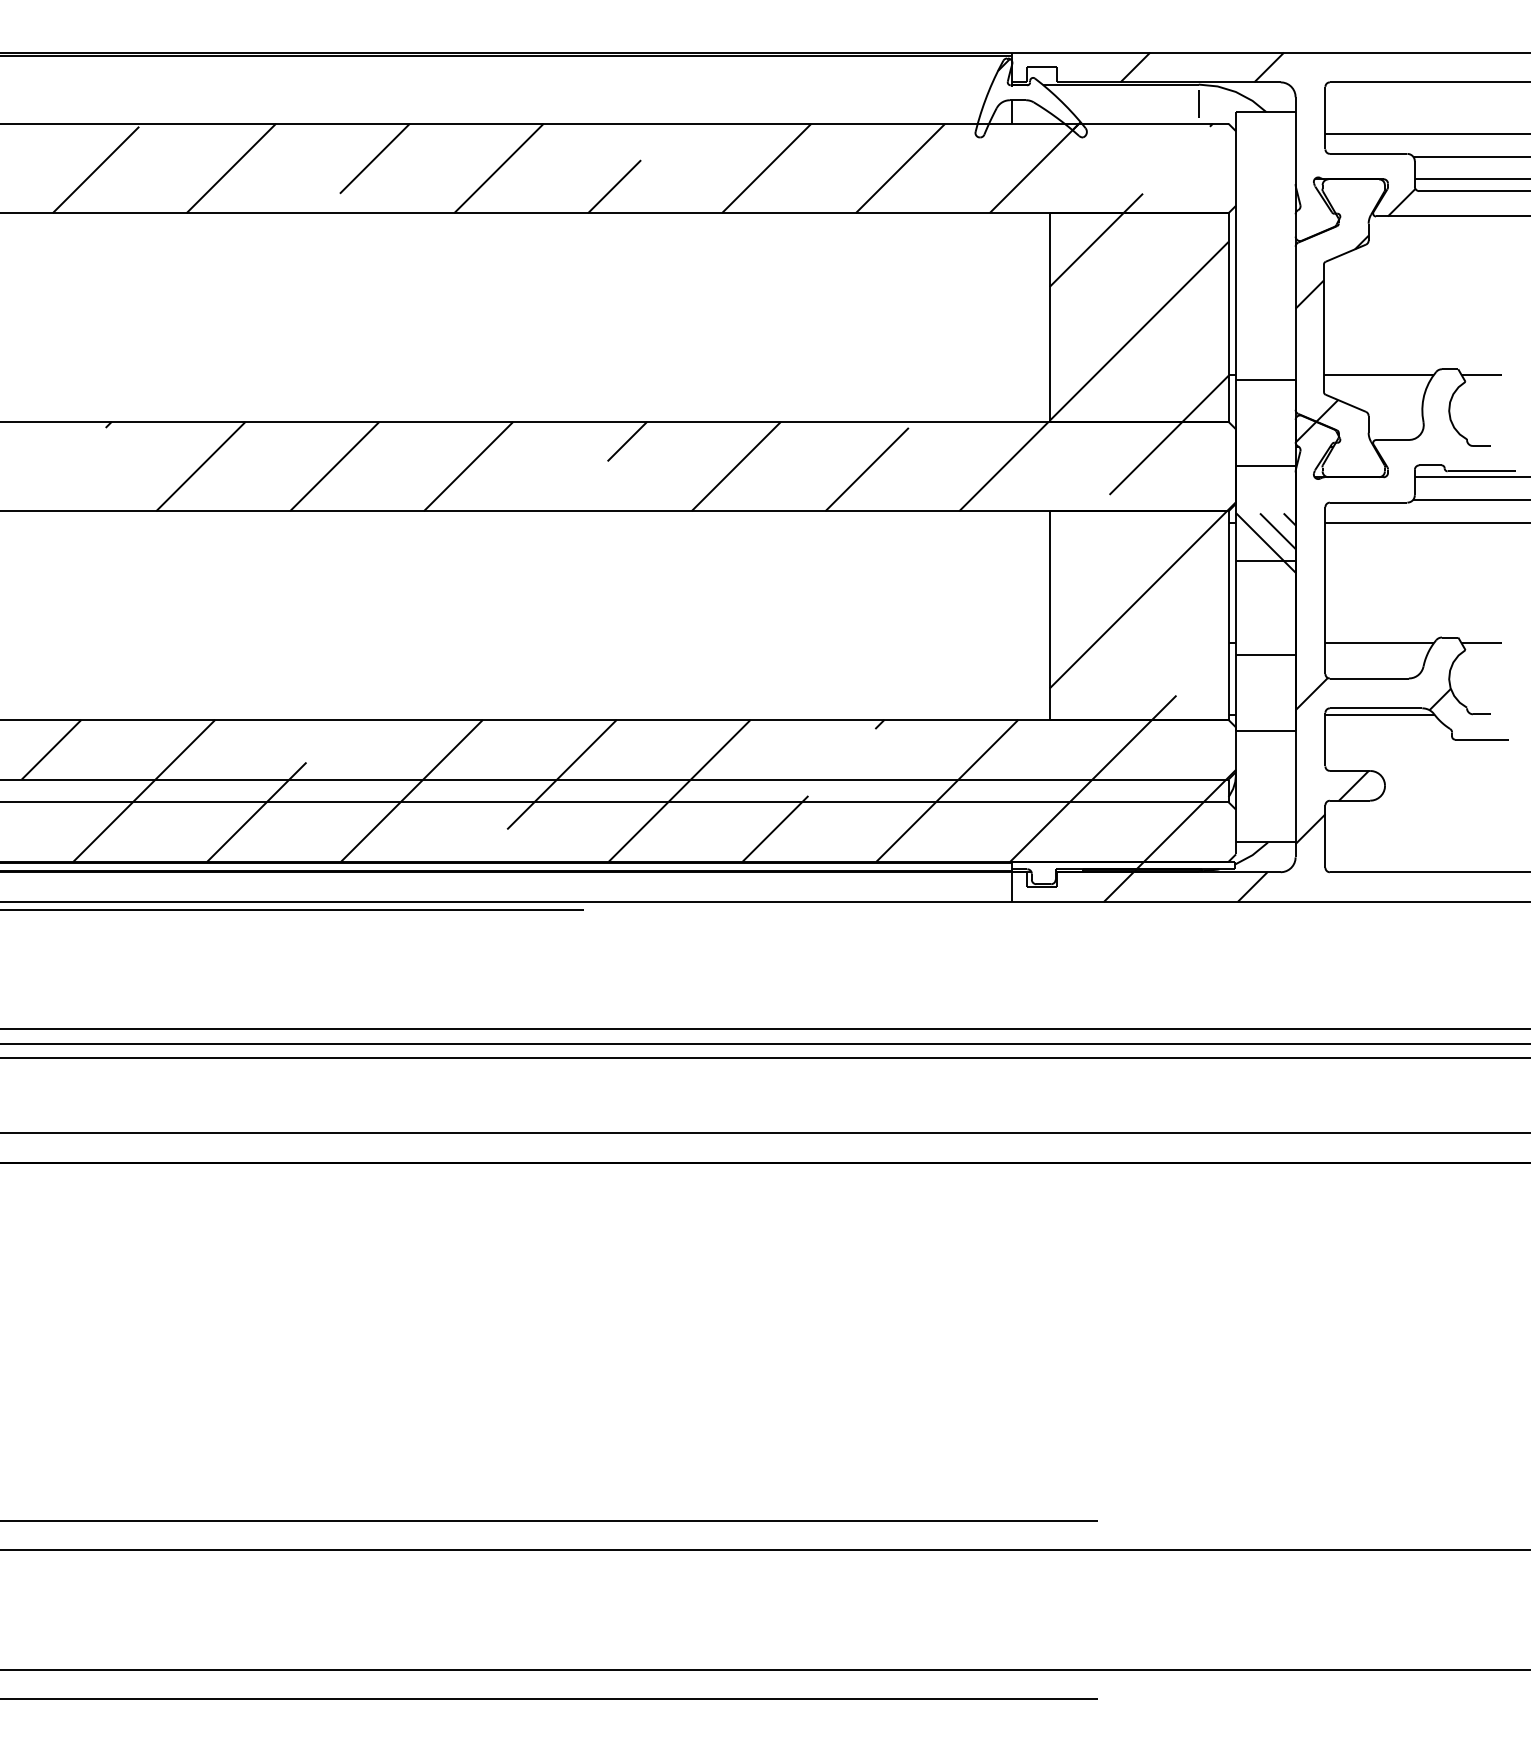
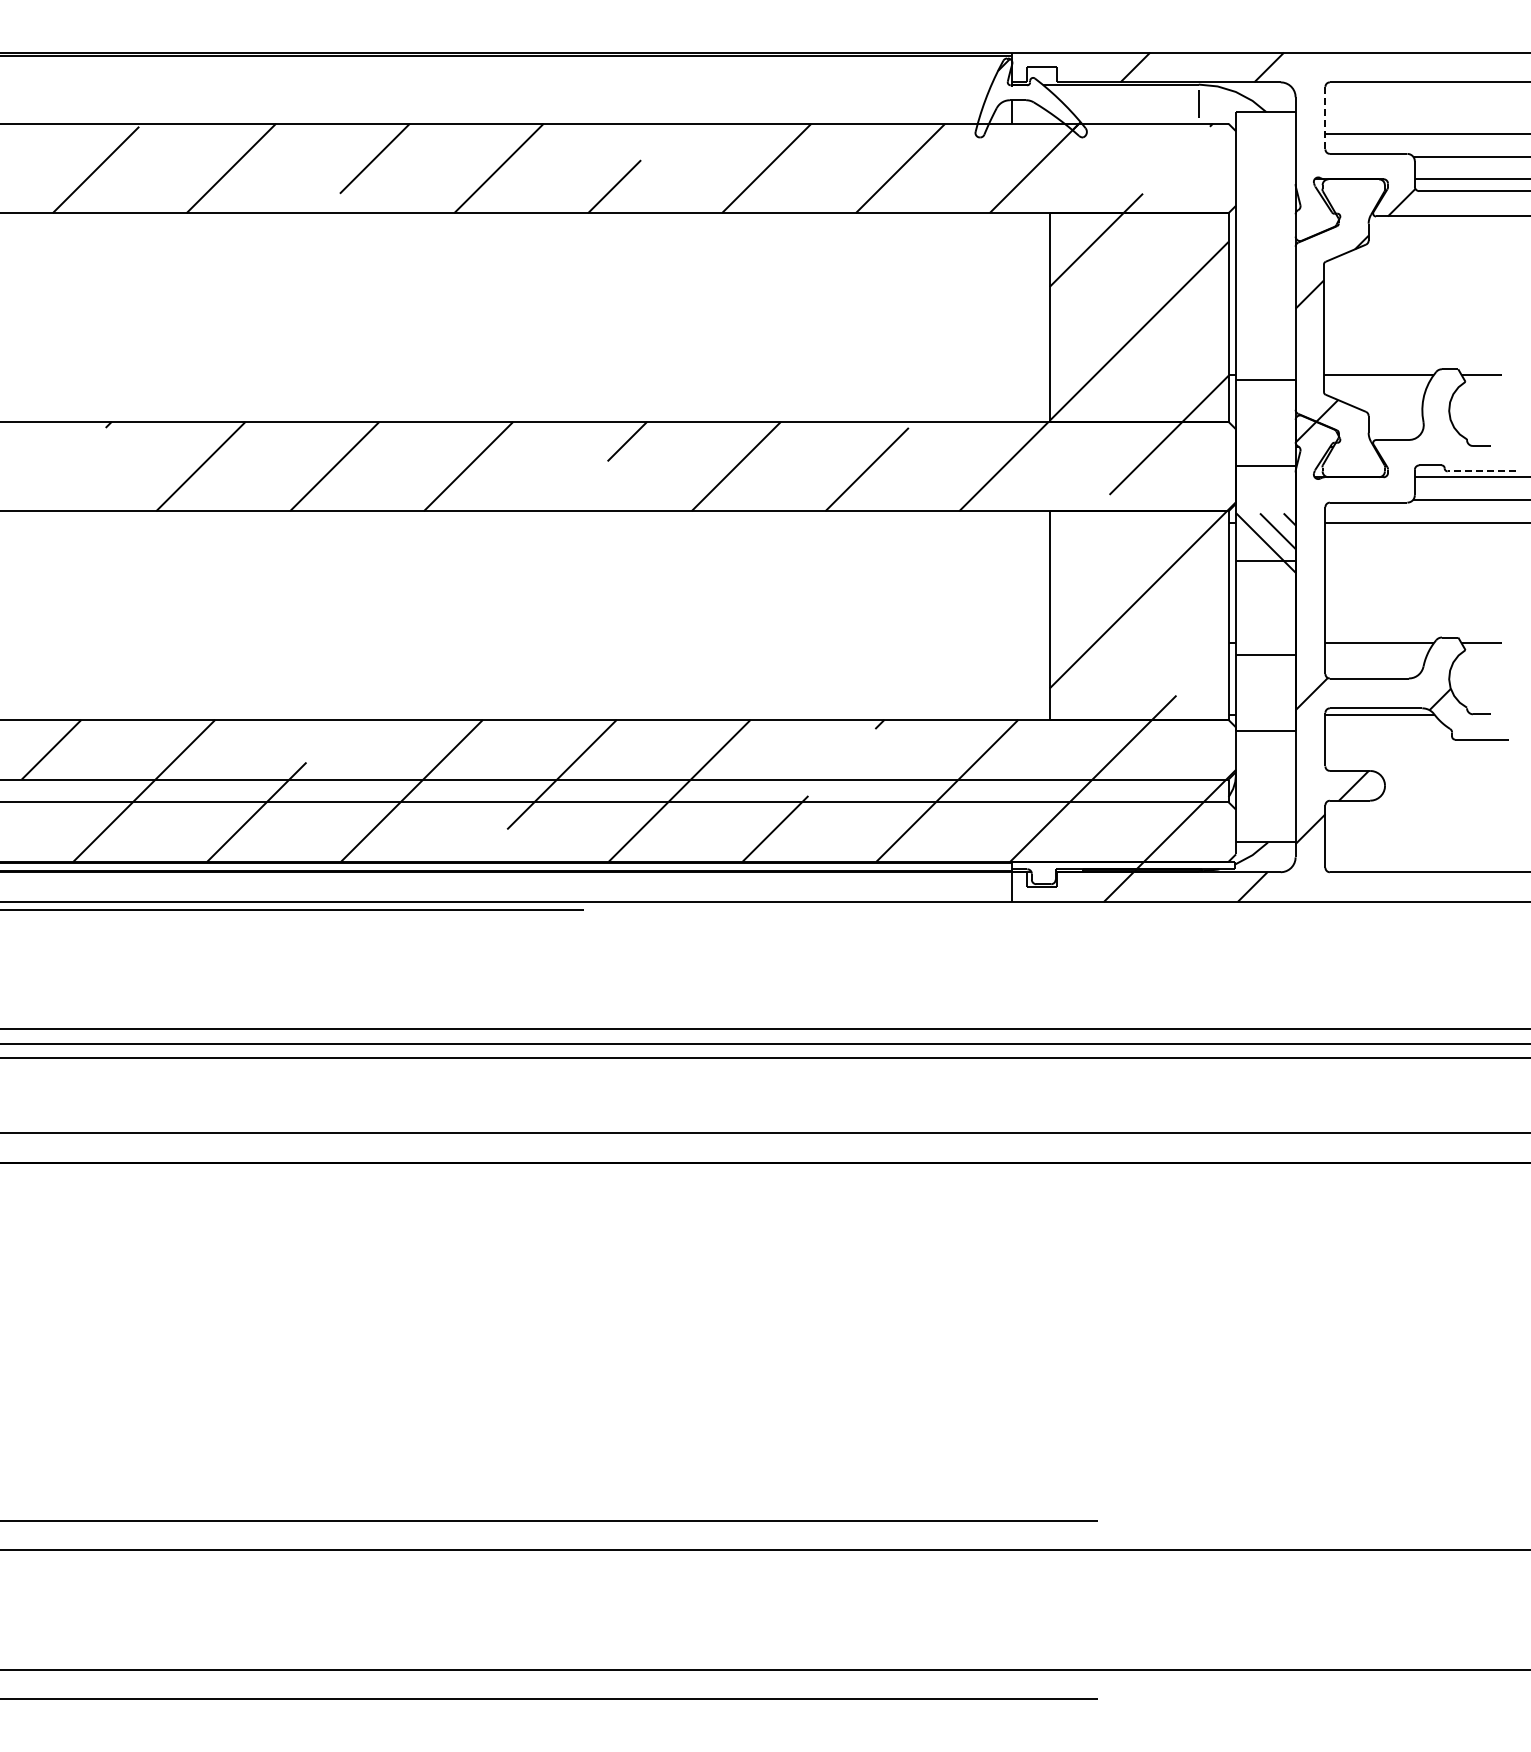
line: solid -> dashed (1325, 117)
line: solid -> dashed (1481, 471)
